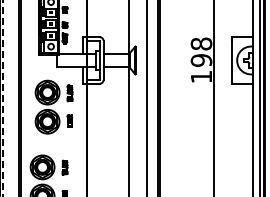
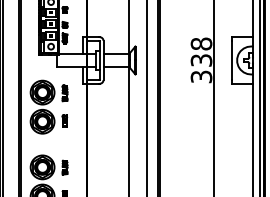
text: 198 -> 338 (201, 68)
line: dashed -> solid (2, 98)
part position: (53, 106) -> (48, 106) (48, 106)
